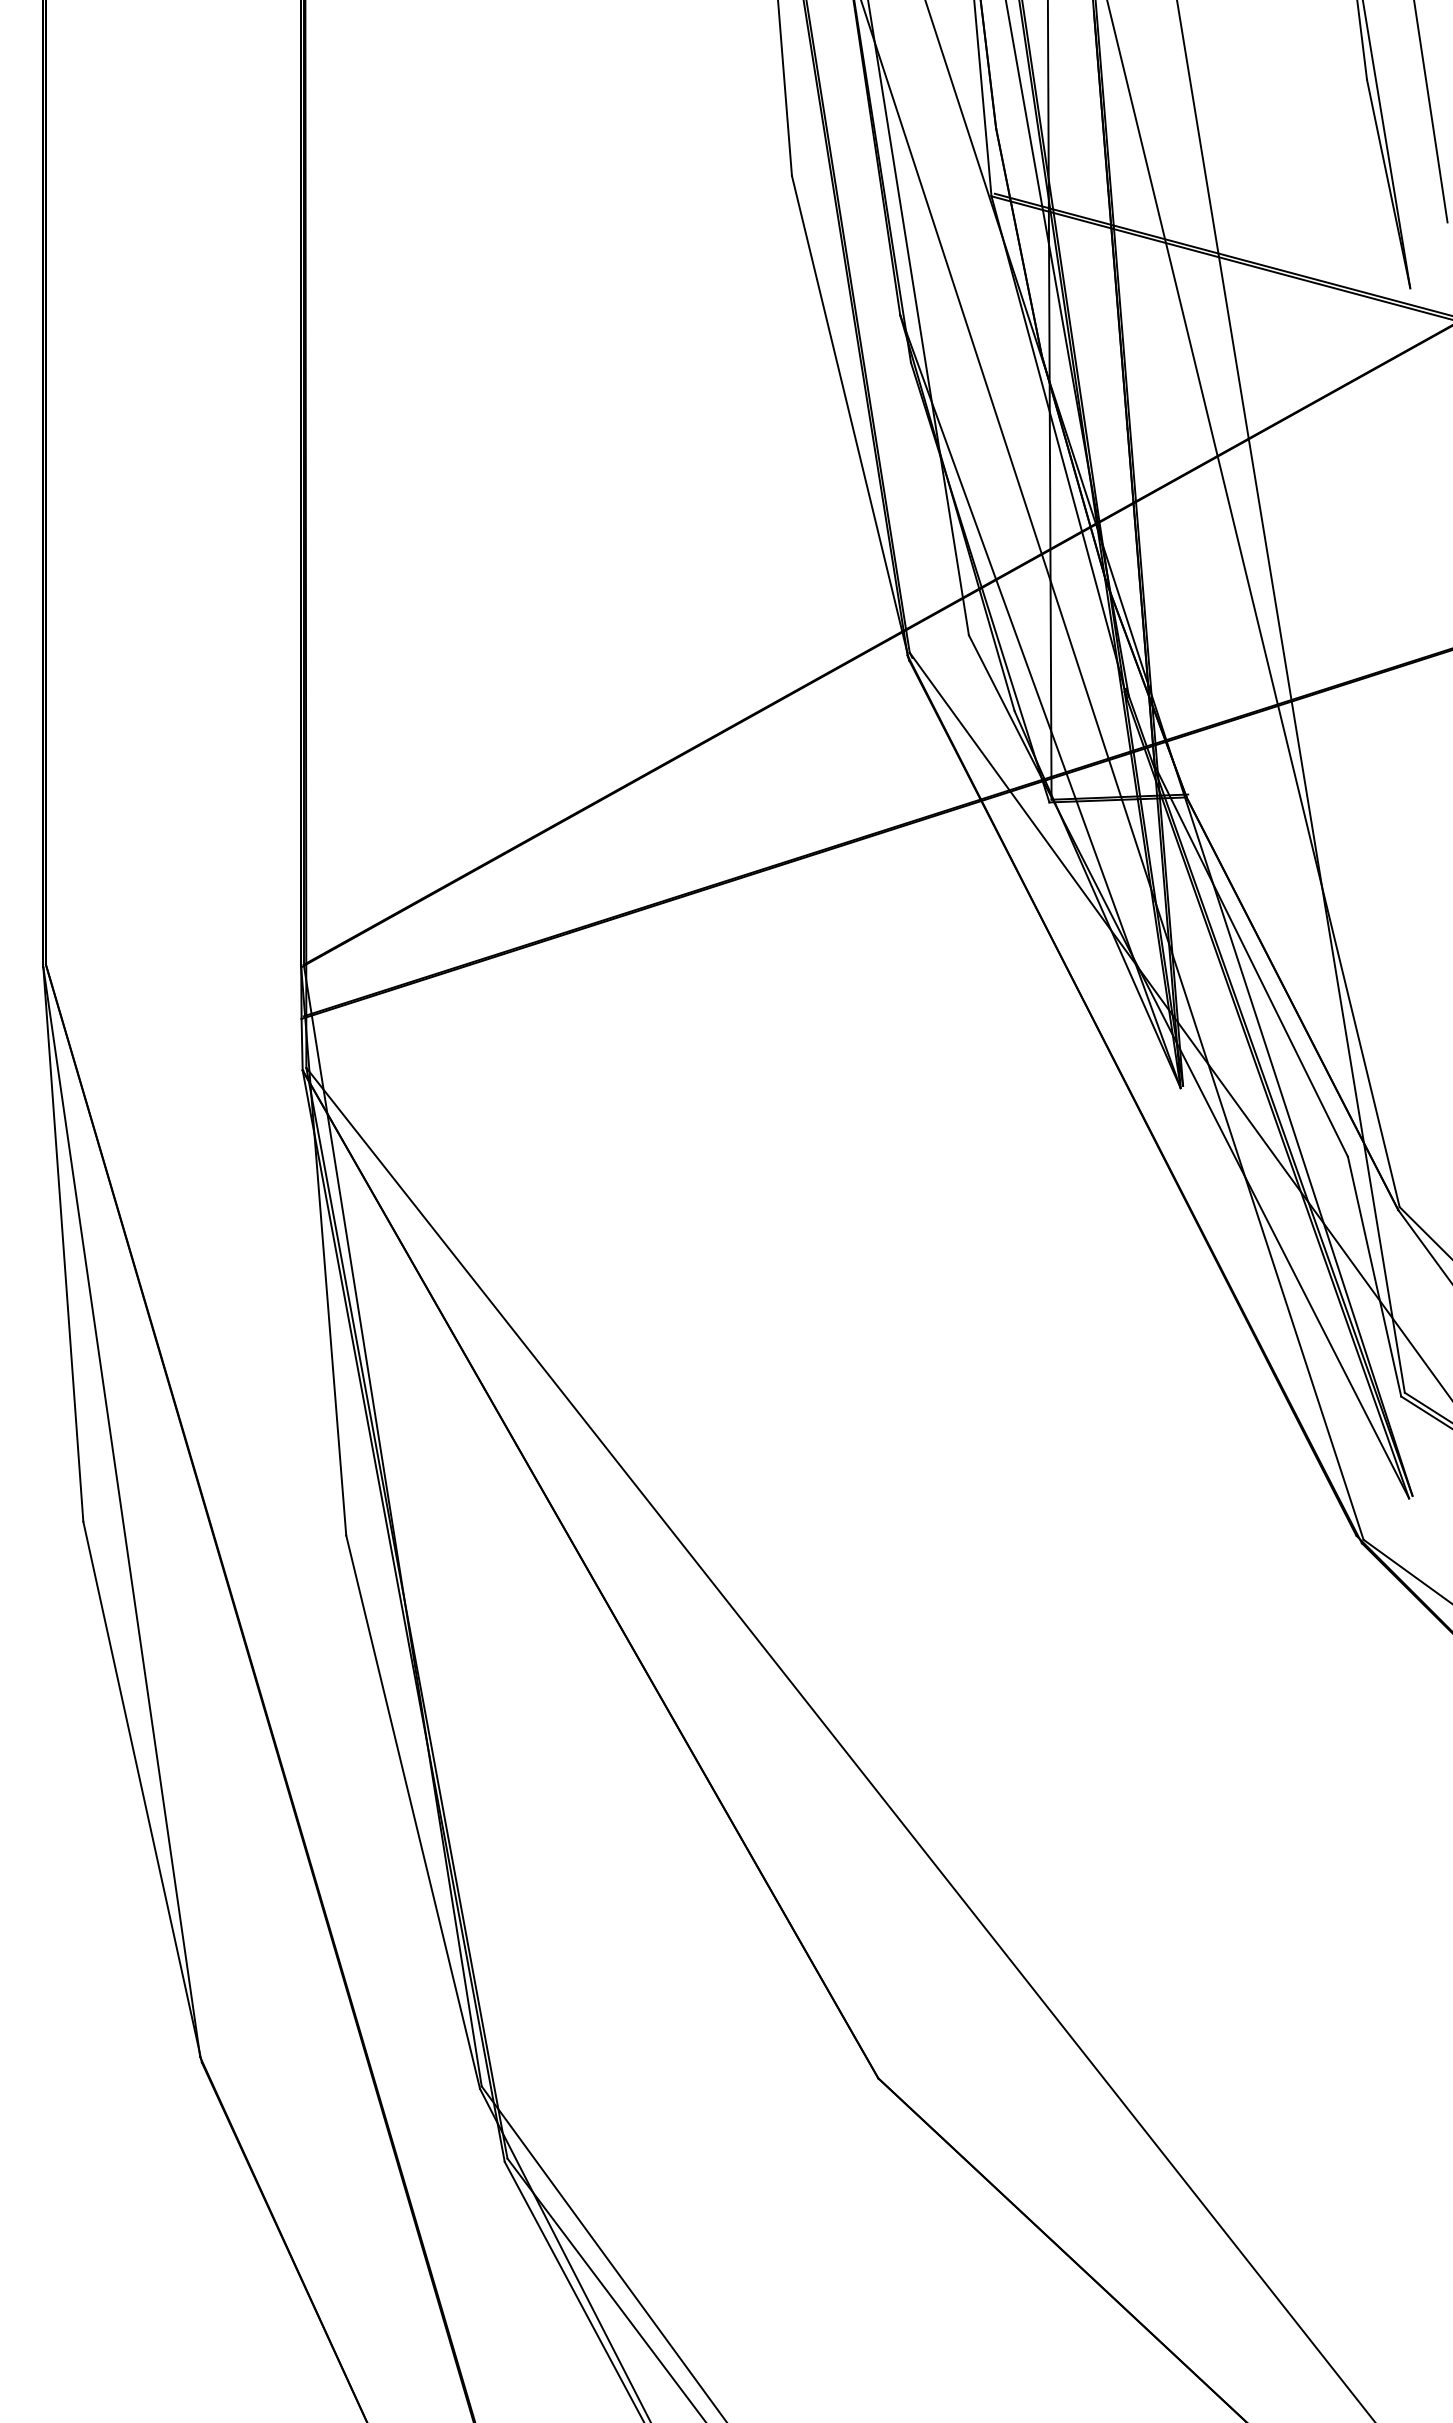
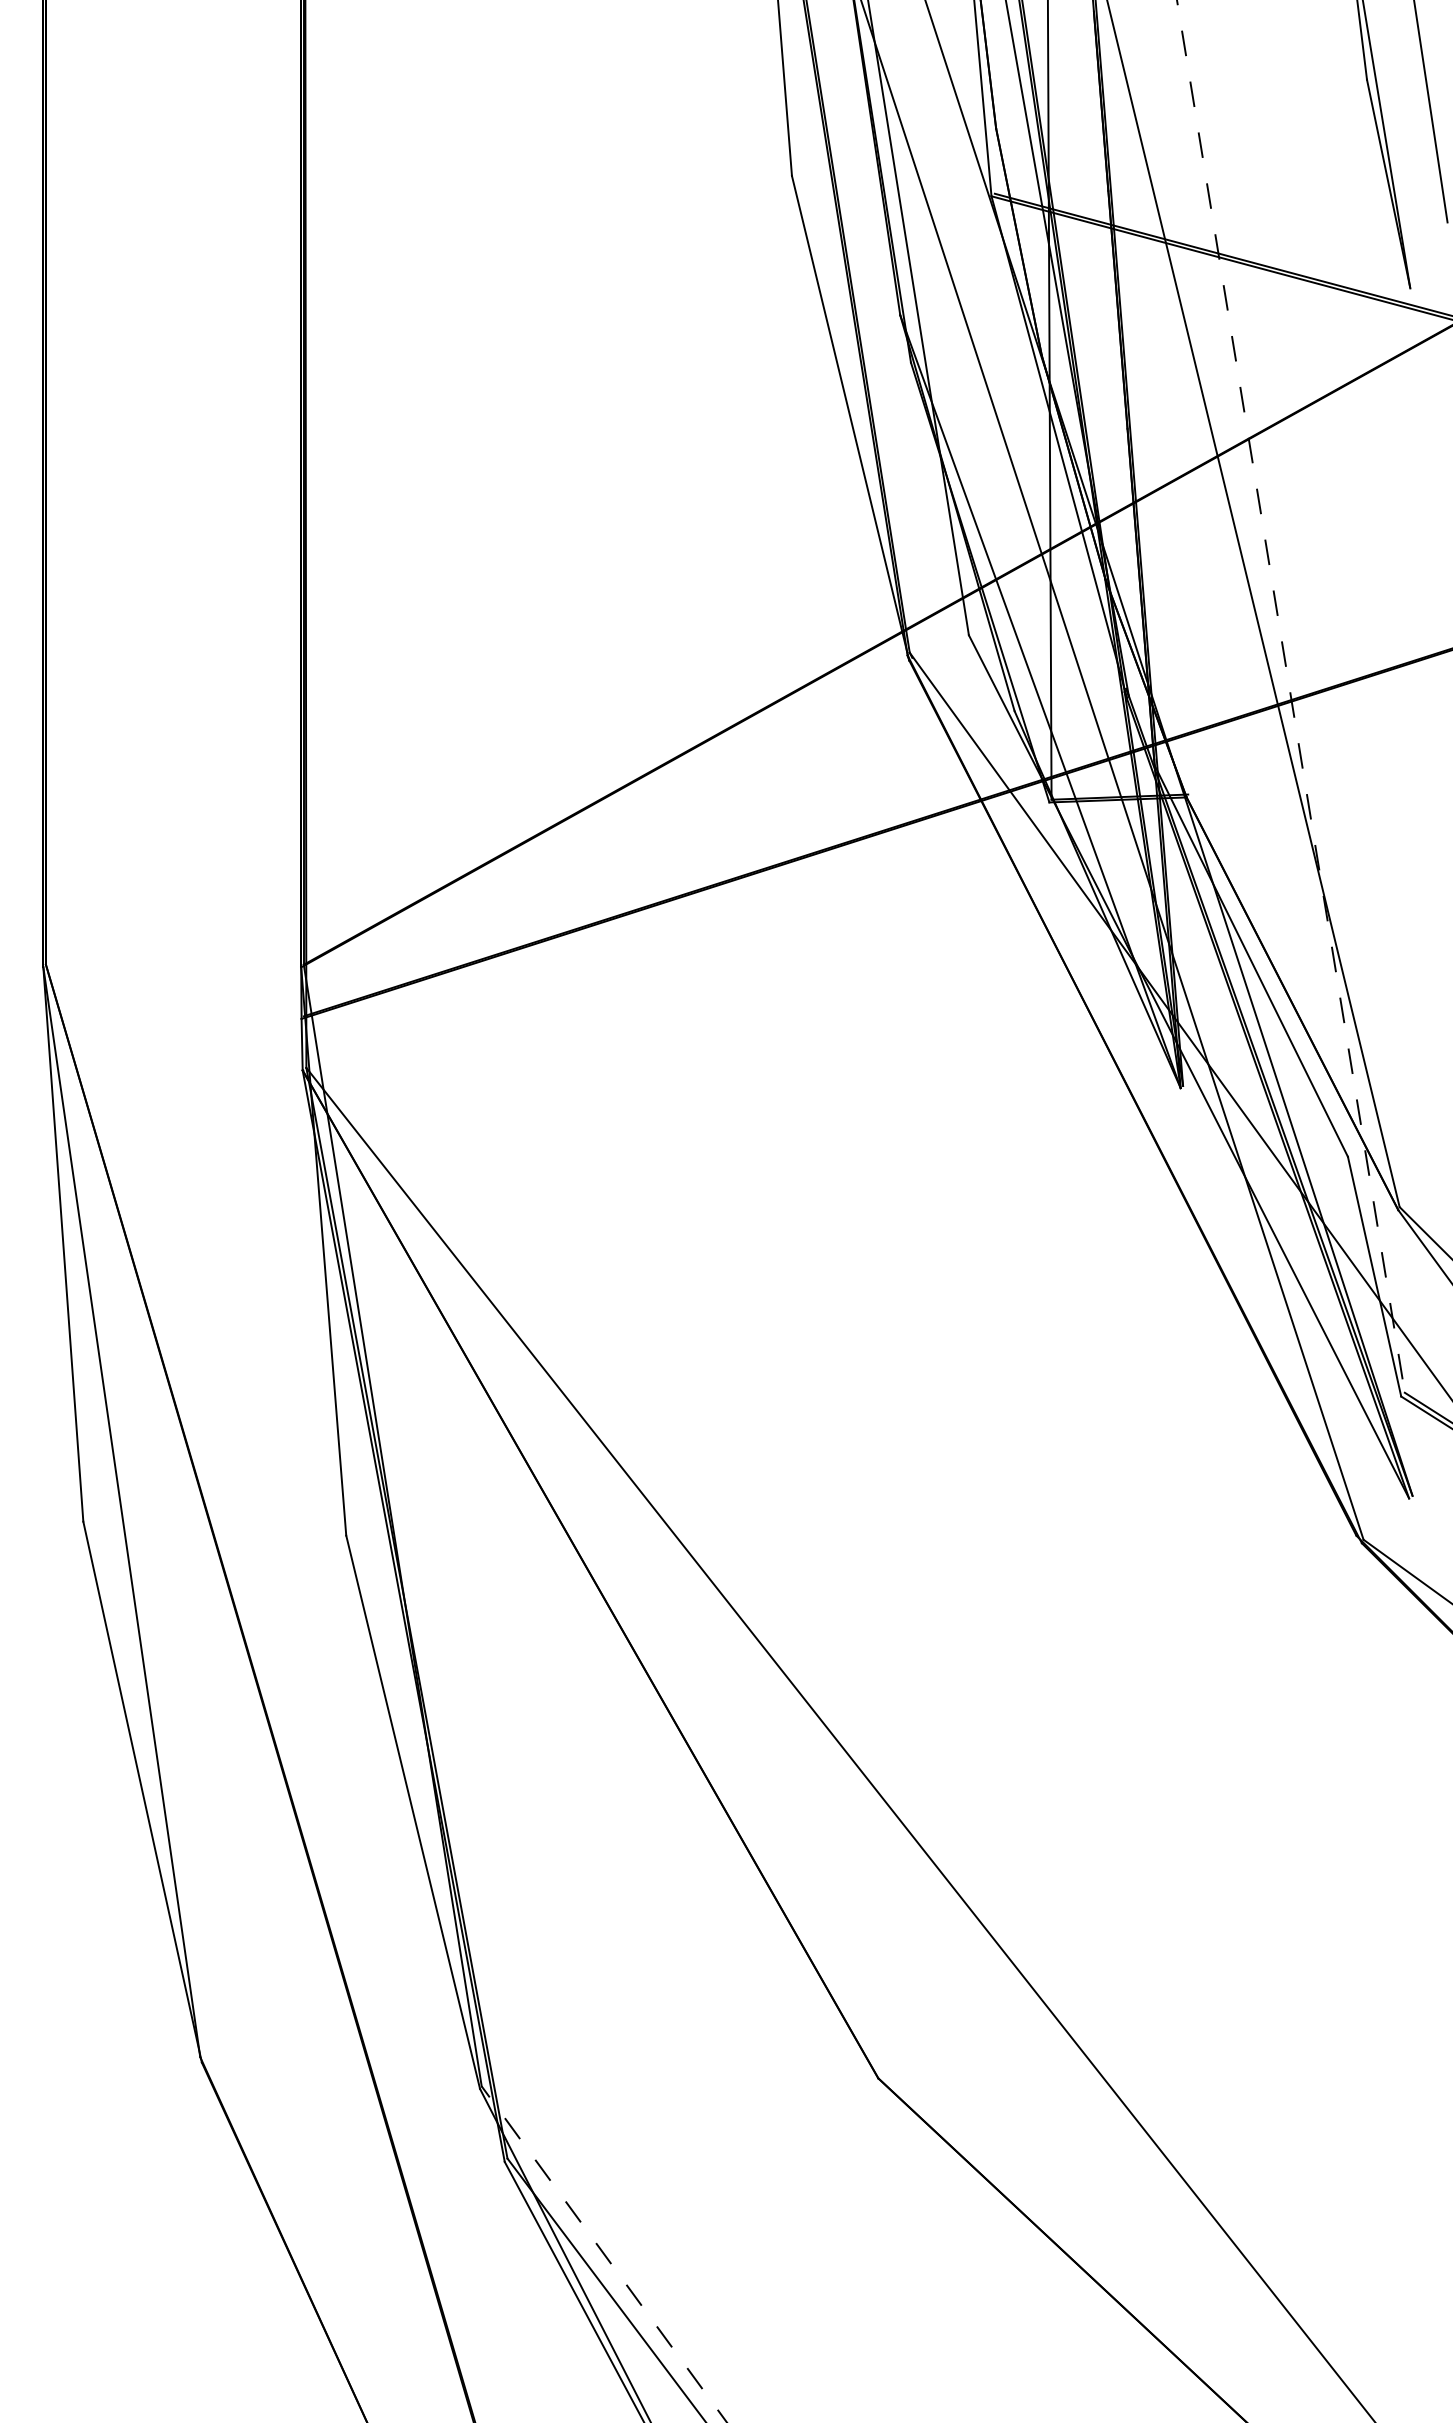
line: solid -> dashed (1291, 697)
line: solid -> dashed (604, 2254)
